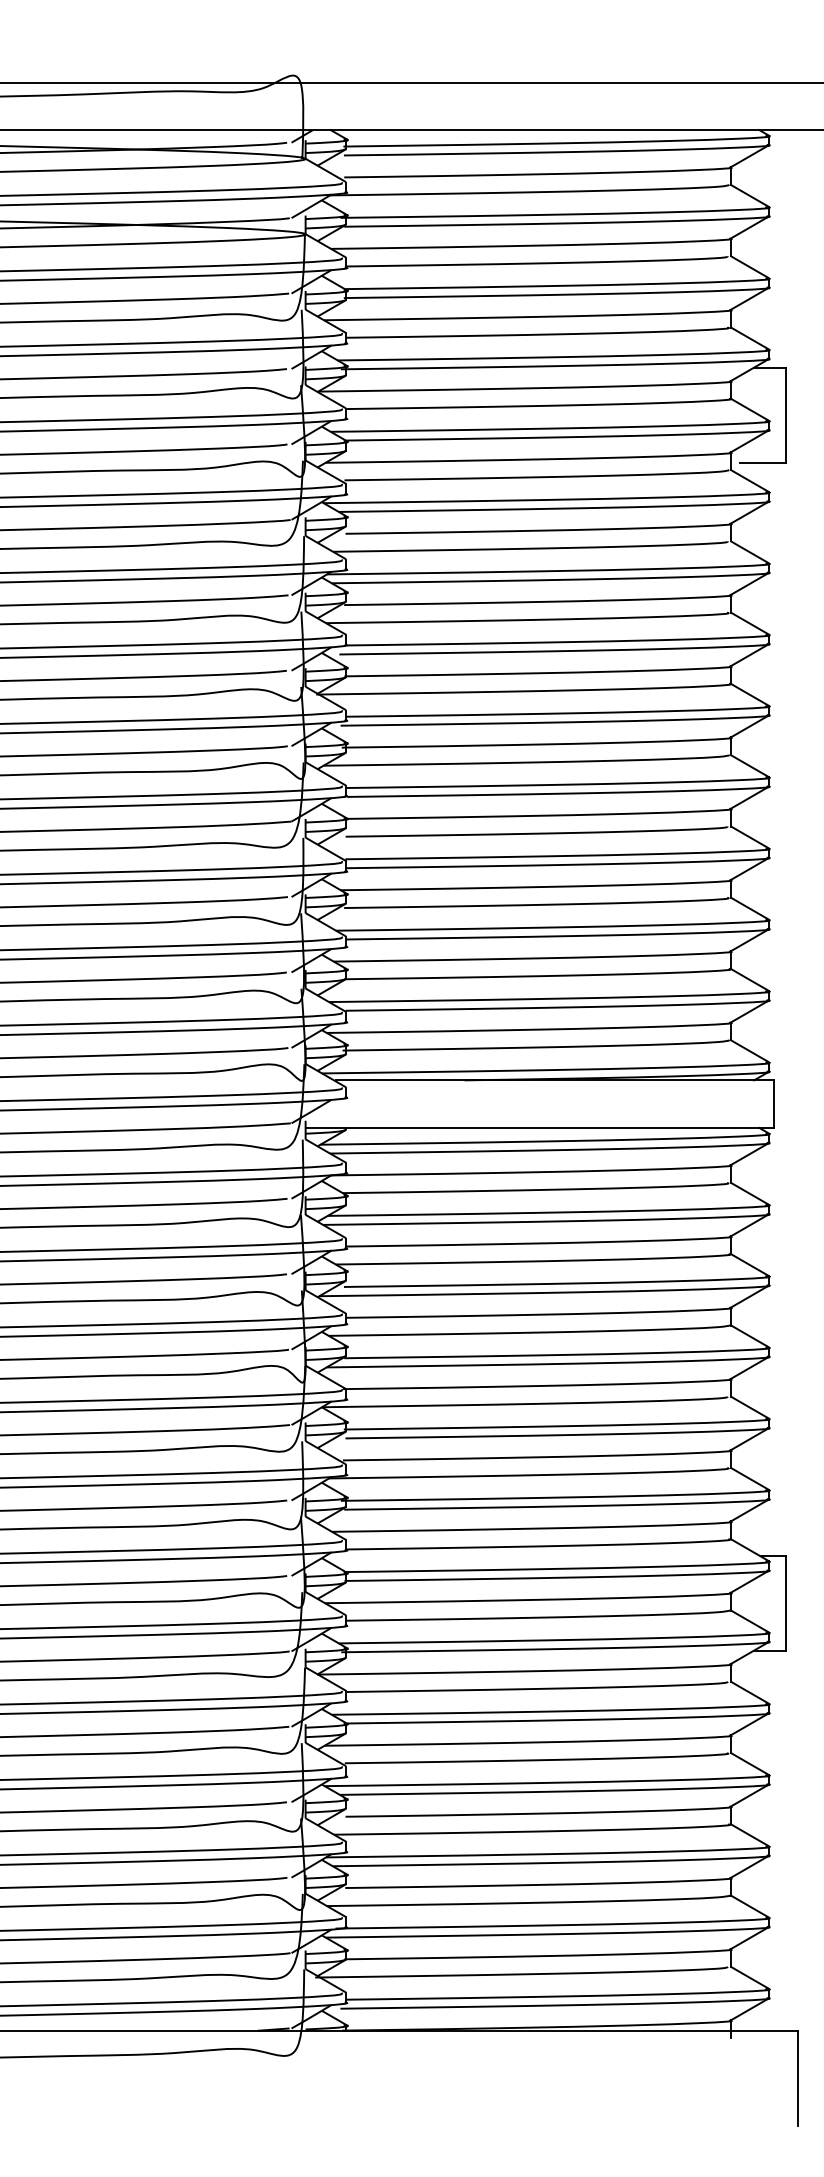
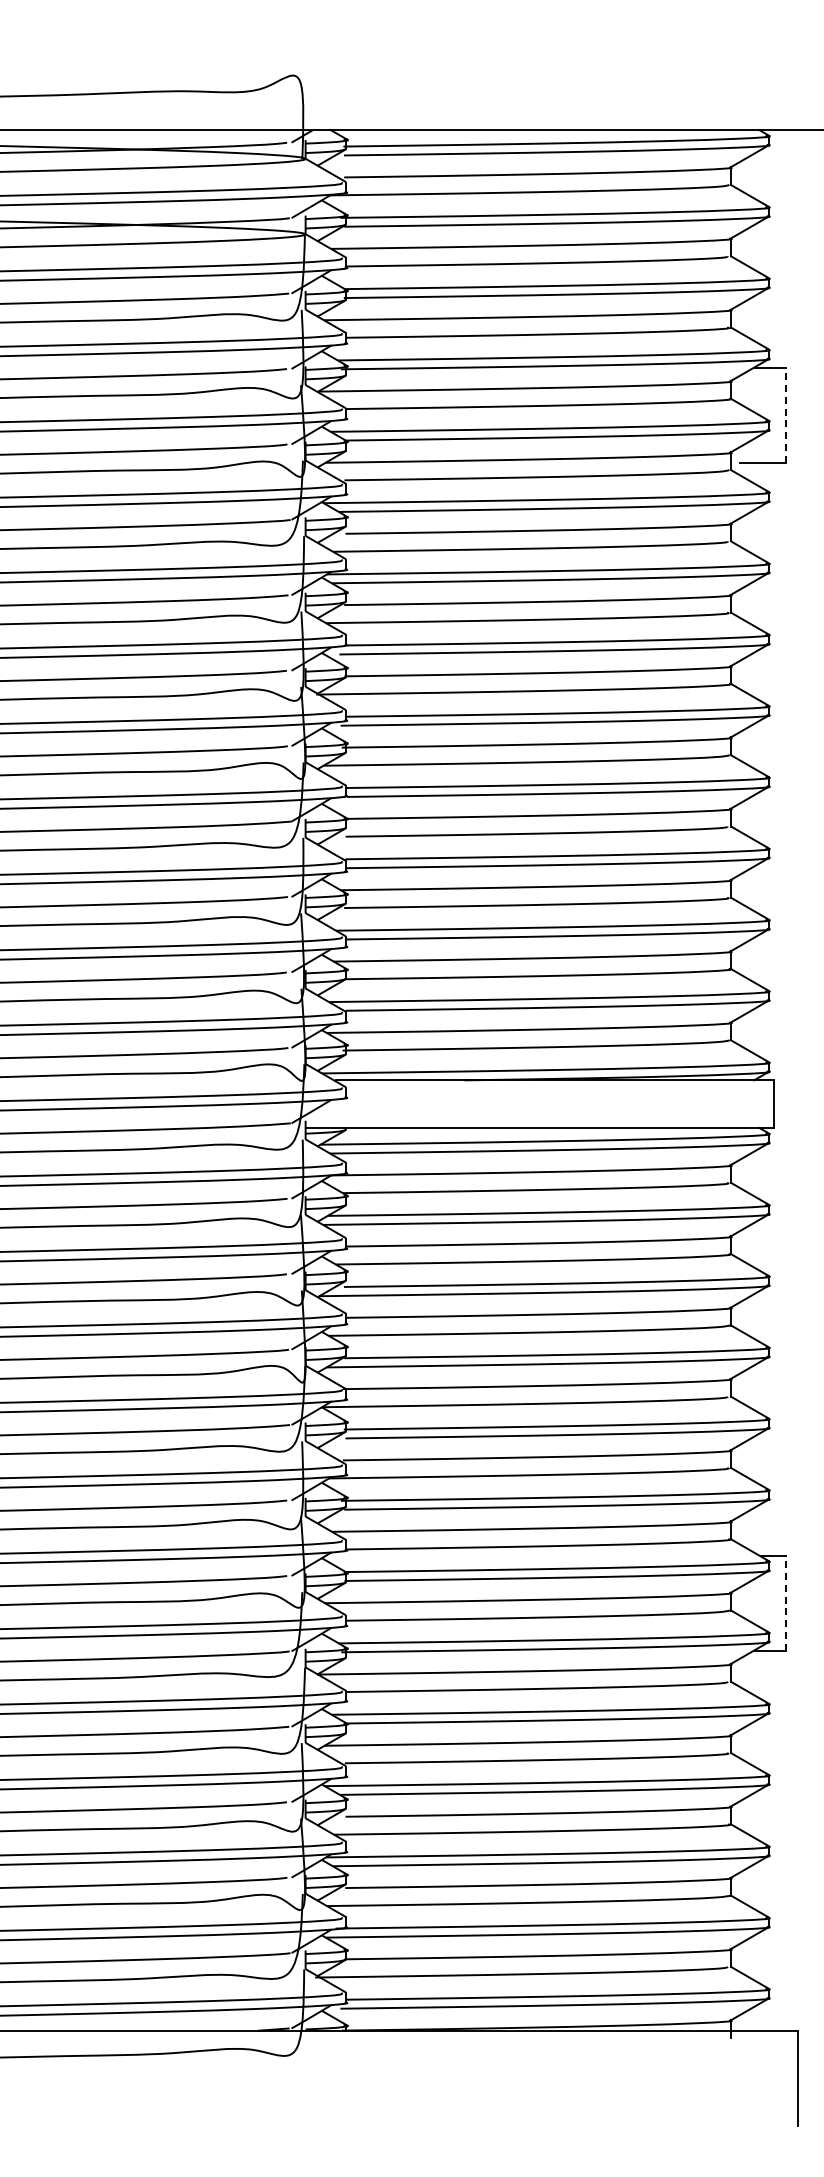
line: present -> none (411, 82)
line: solid -> dashed (785, 415)
line: solid -> dashed (785, 1603)
